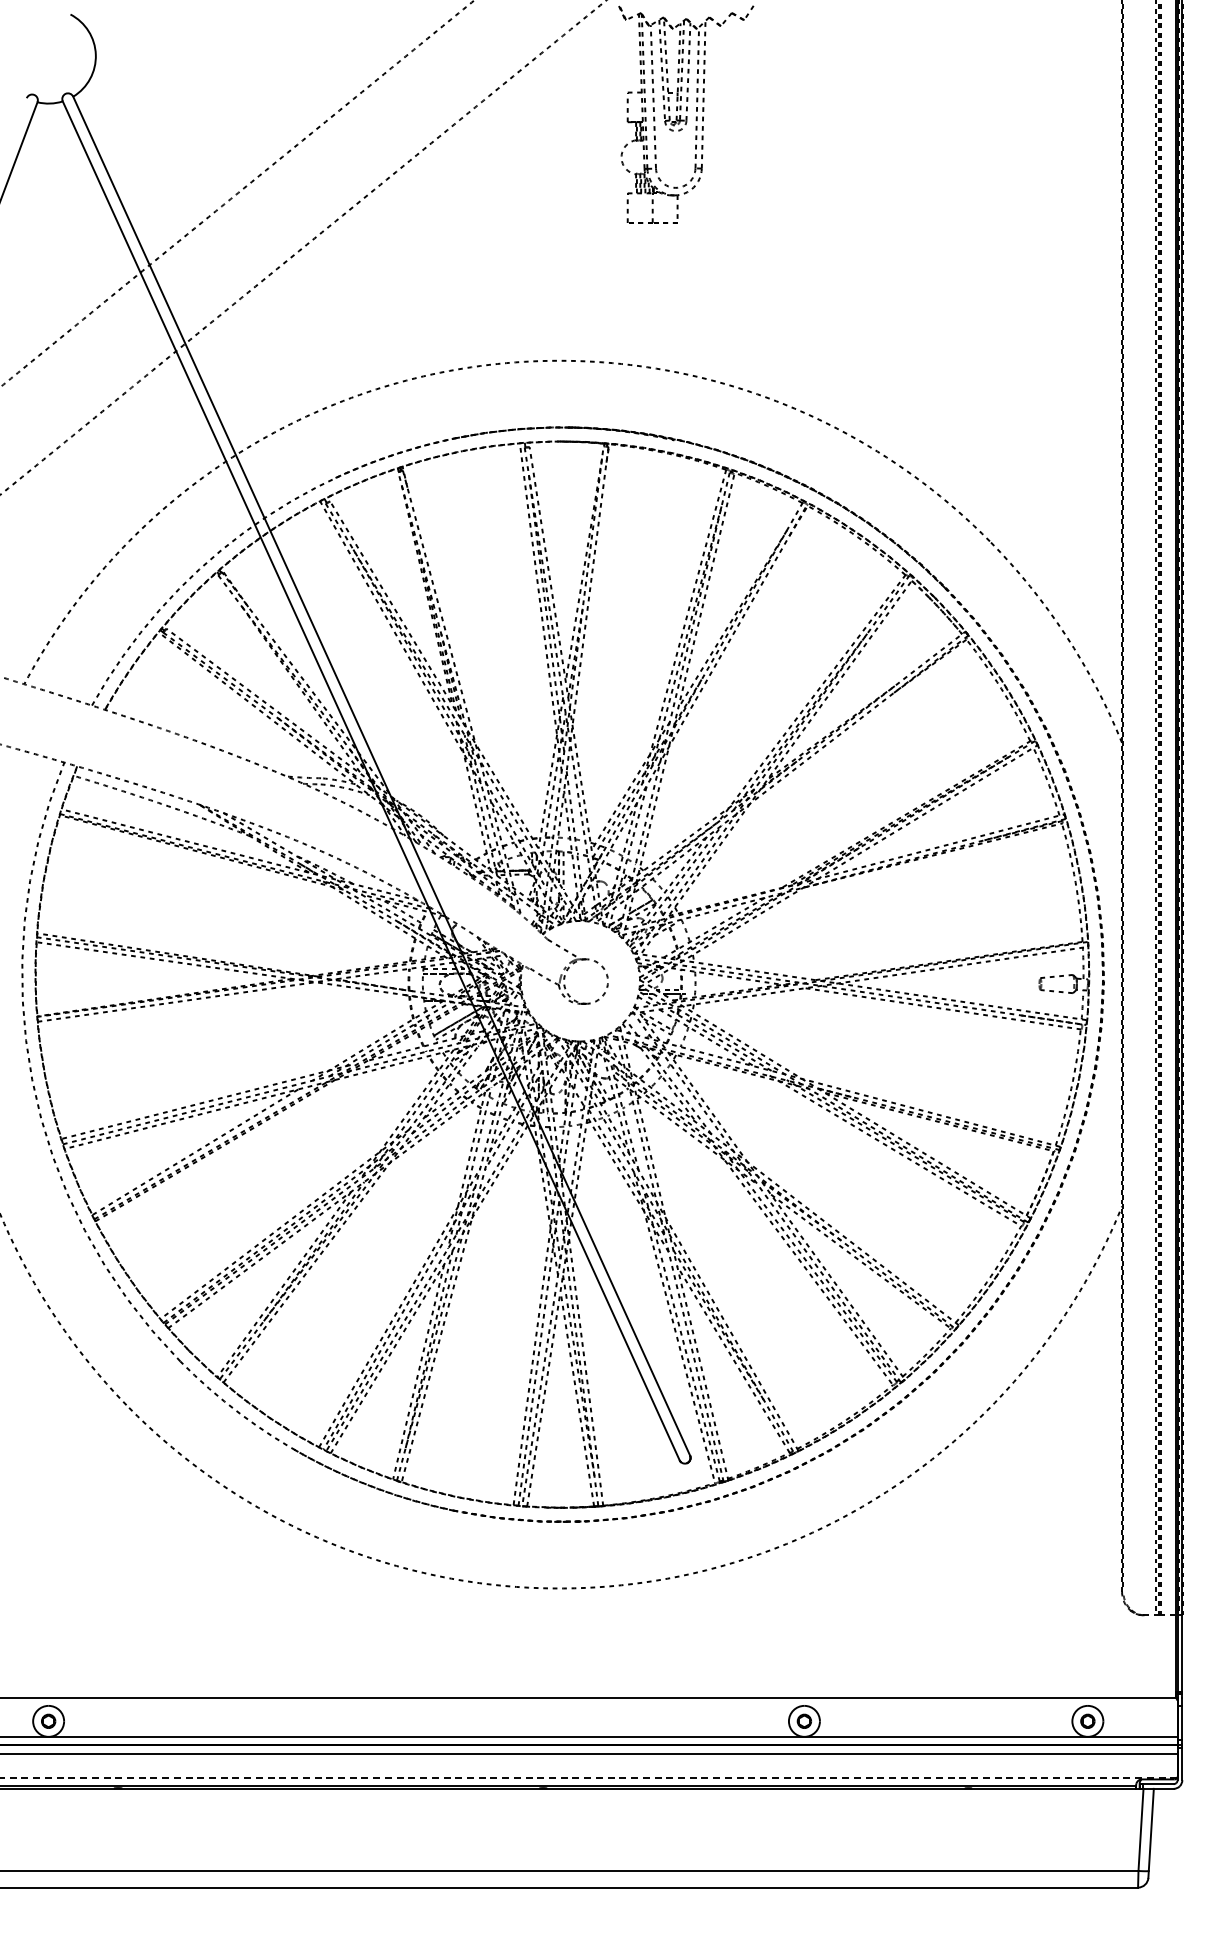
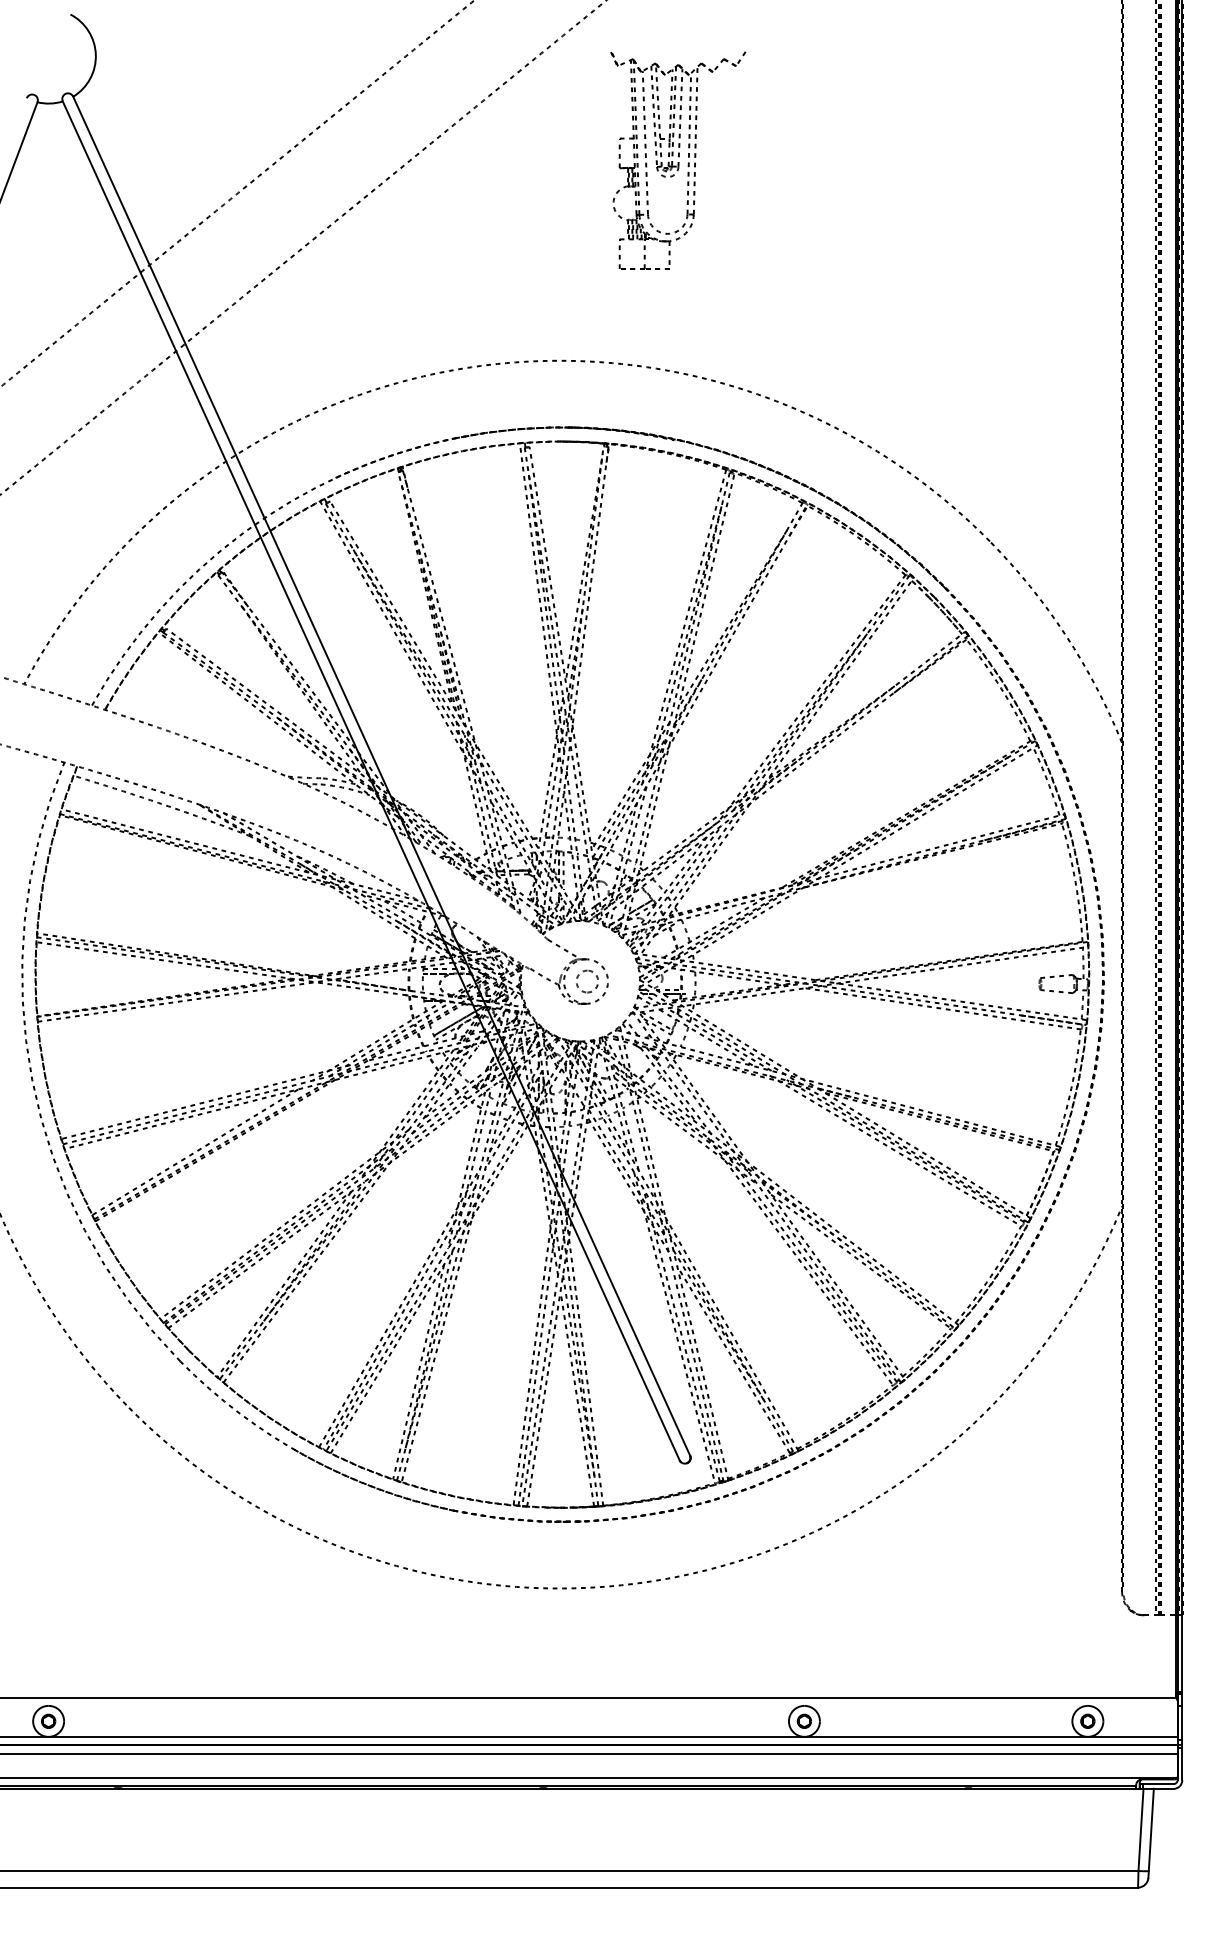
part position: (686, 114) -> (678, 160) (678, 160)
part: none -> present (595, 976)
line: dashed -> solid (588, 1777)
